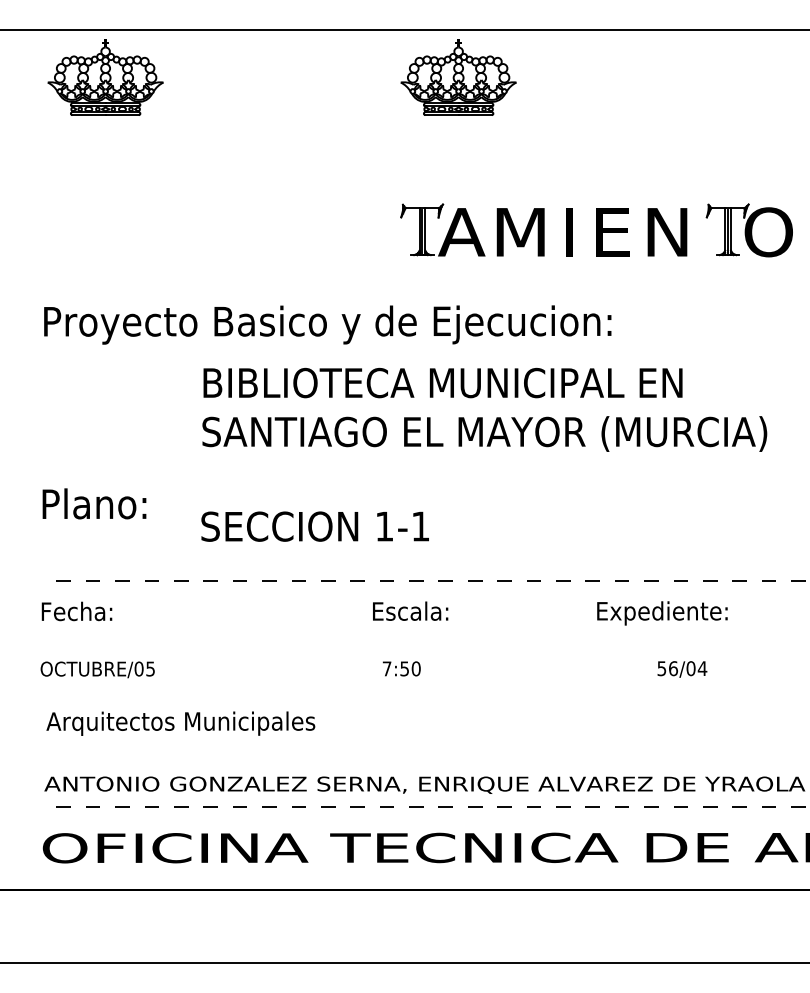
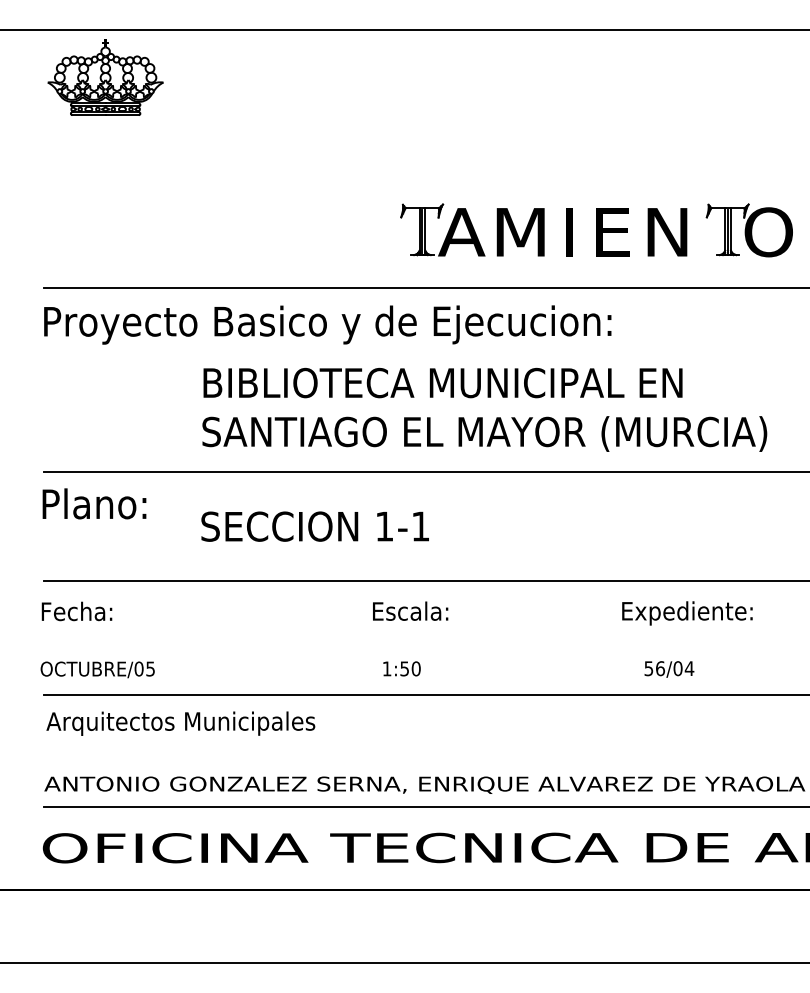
part: present -> none (458, 77)
line: none -> present (425, 287)
line: none -> present (425, 471)
line: dashed -> solid (426, 581)
text position: (662, 613) -> (687, 613) (687, 613)
text: 7:50 -> 1:50 (386, 668)
text position: (682, 669) -> (669, 669) (669, 669)
line: none -> present (425, 694)
line: dashed -> solid (426, 806)
